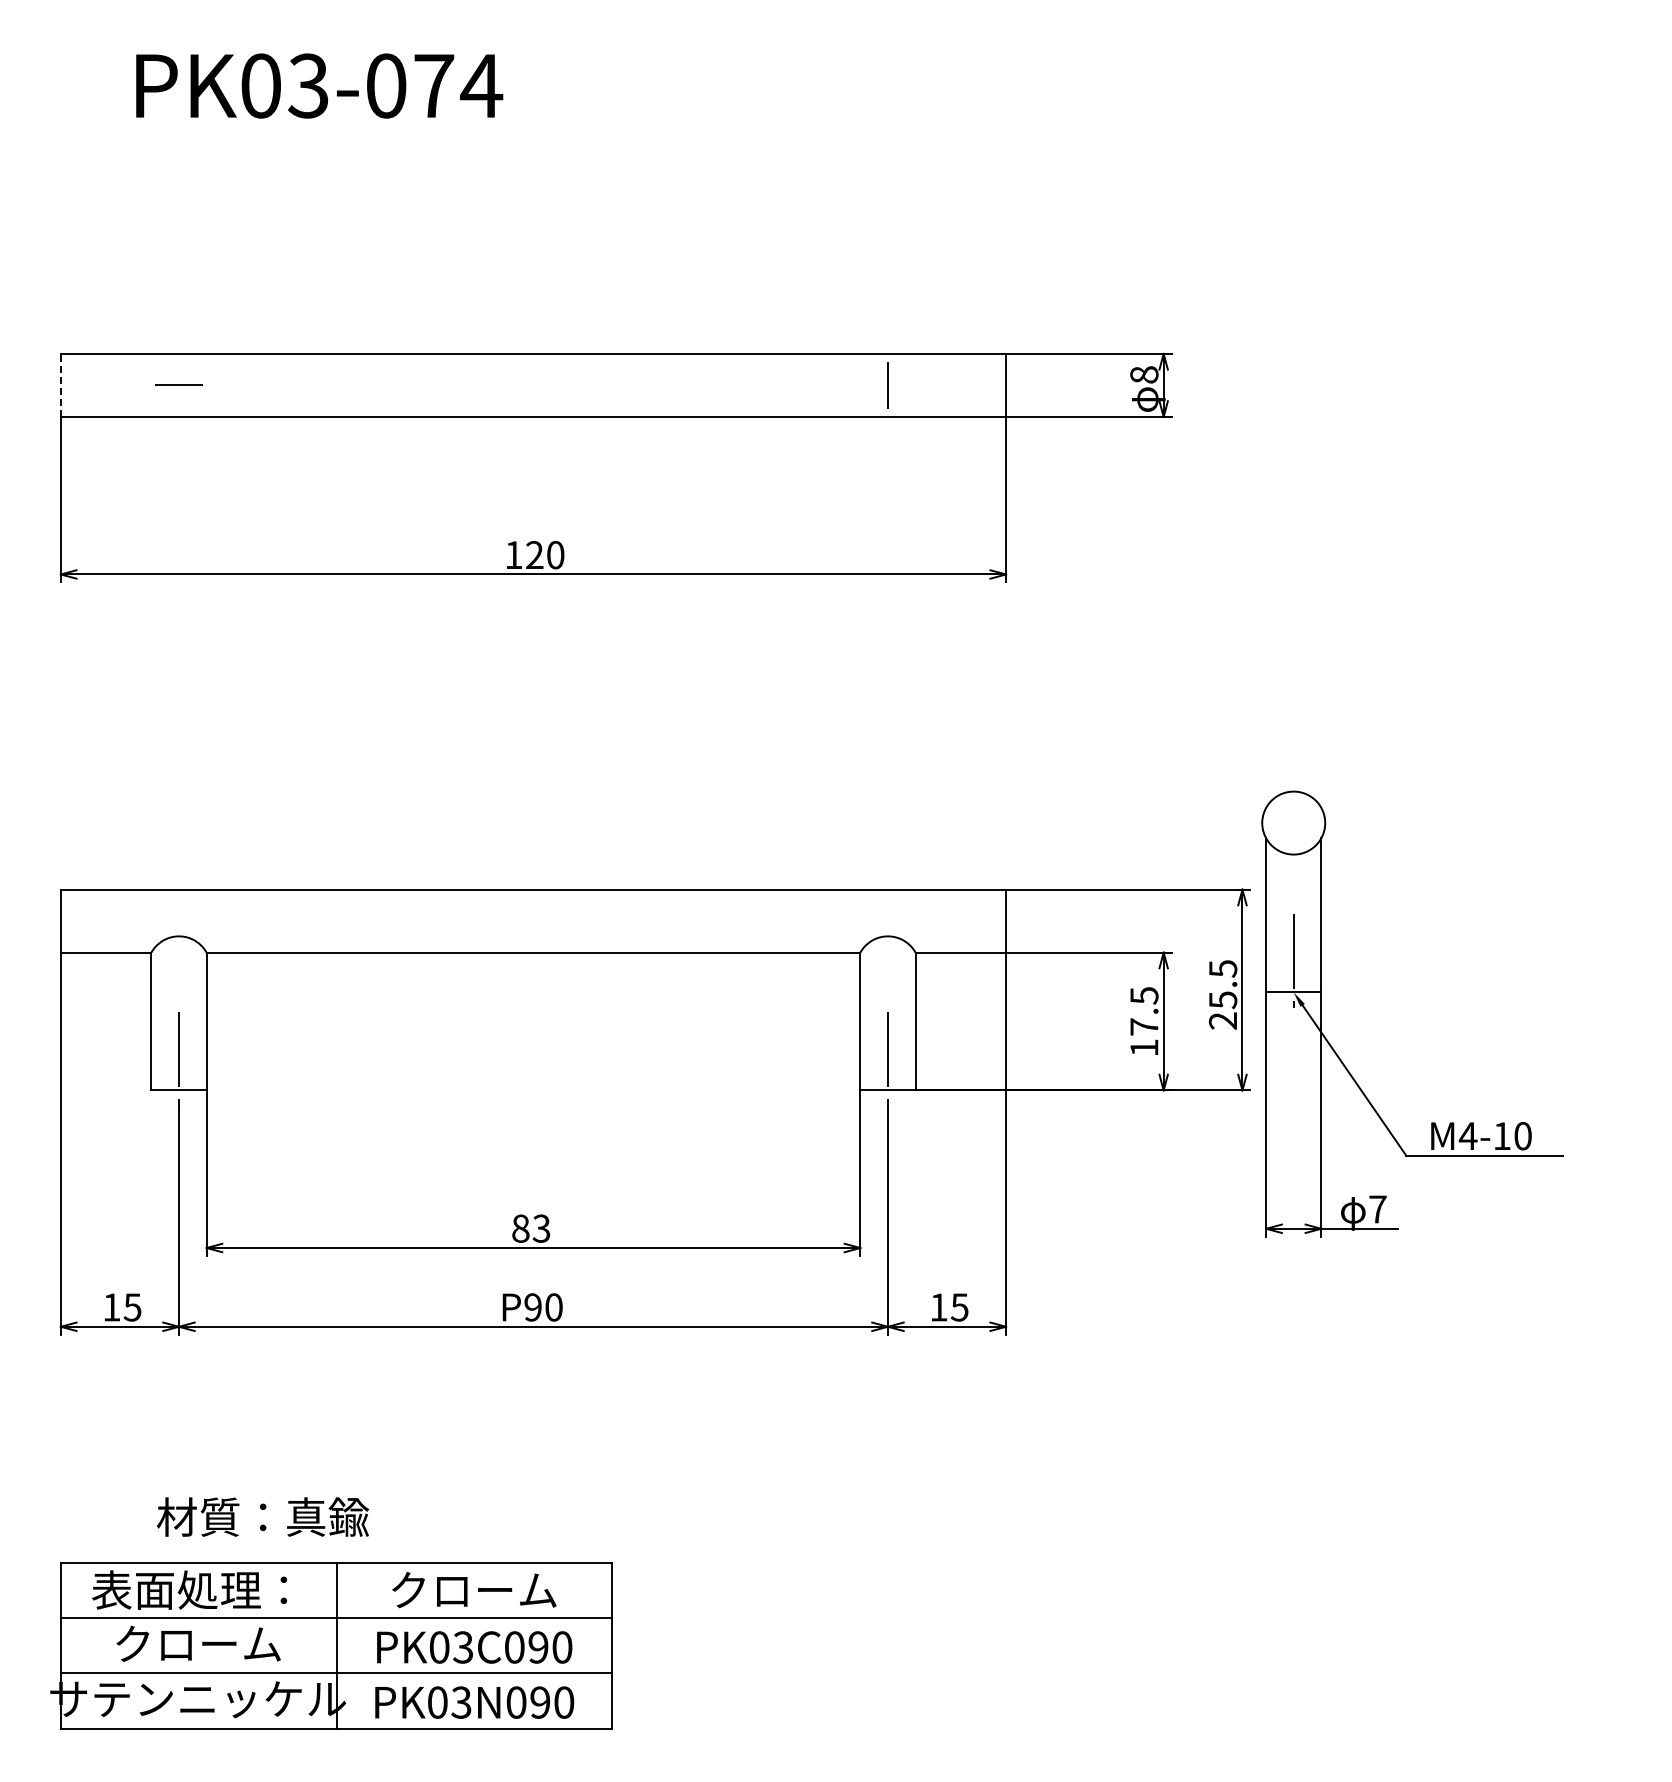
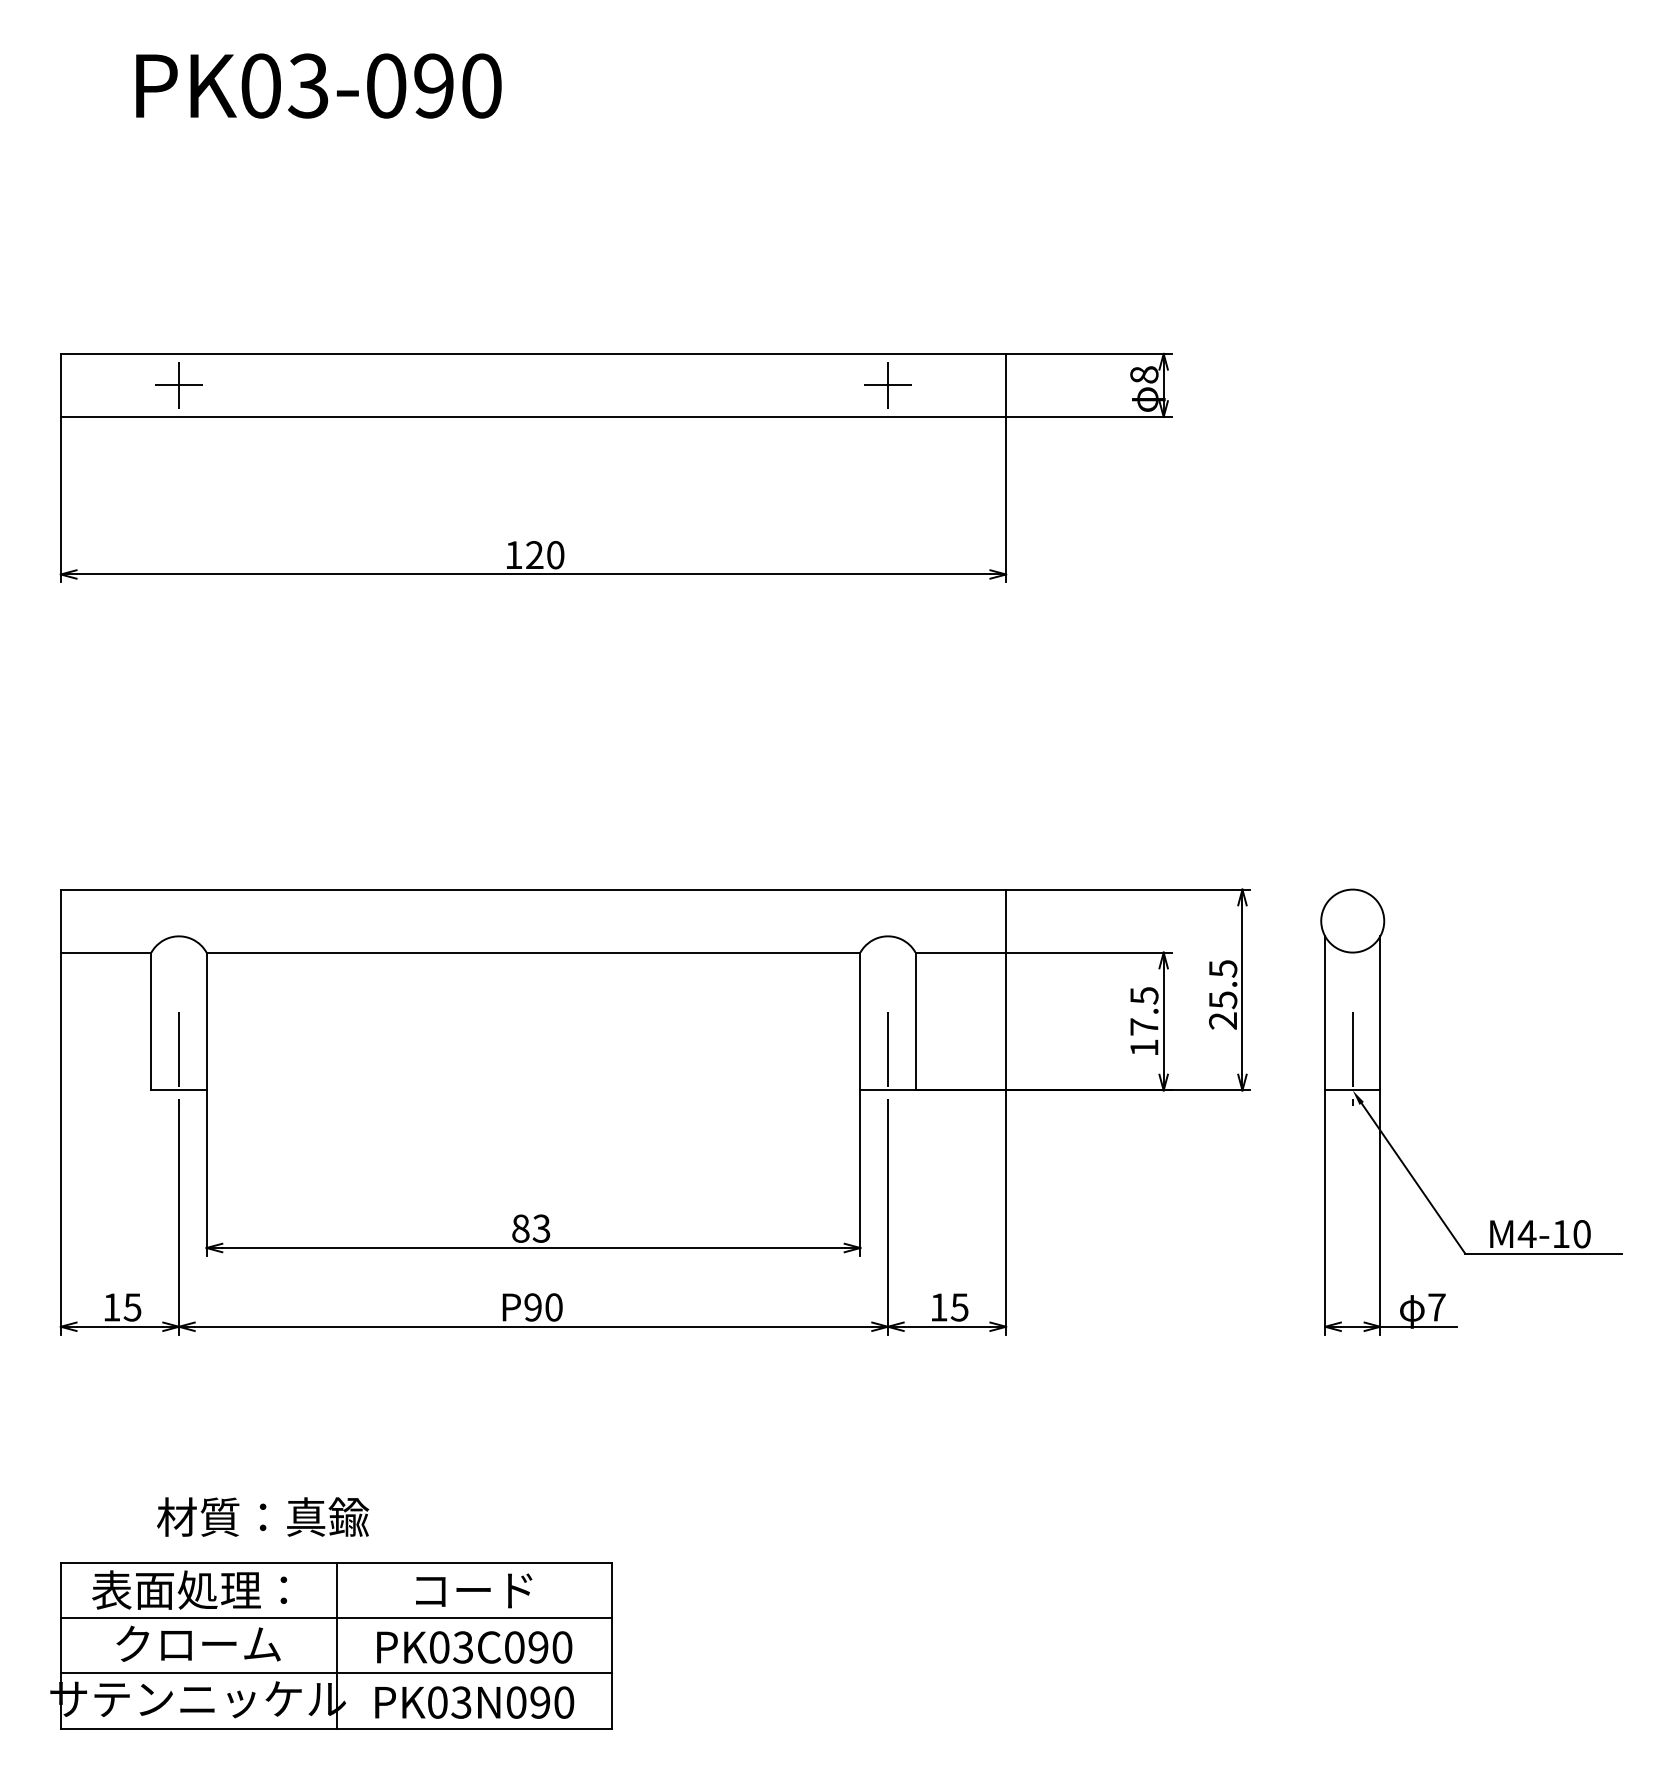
text: PK03-074 -> PK03-090 (458, 85)
line: dashed -> solid (60, 385)
line: none -> present (179, 385)
line: none -> present (887, 385)
part position: (1341, 1059) -> (1400, 1157) (1400, 1157)
text: クローム -> コード (474, 1590)
